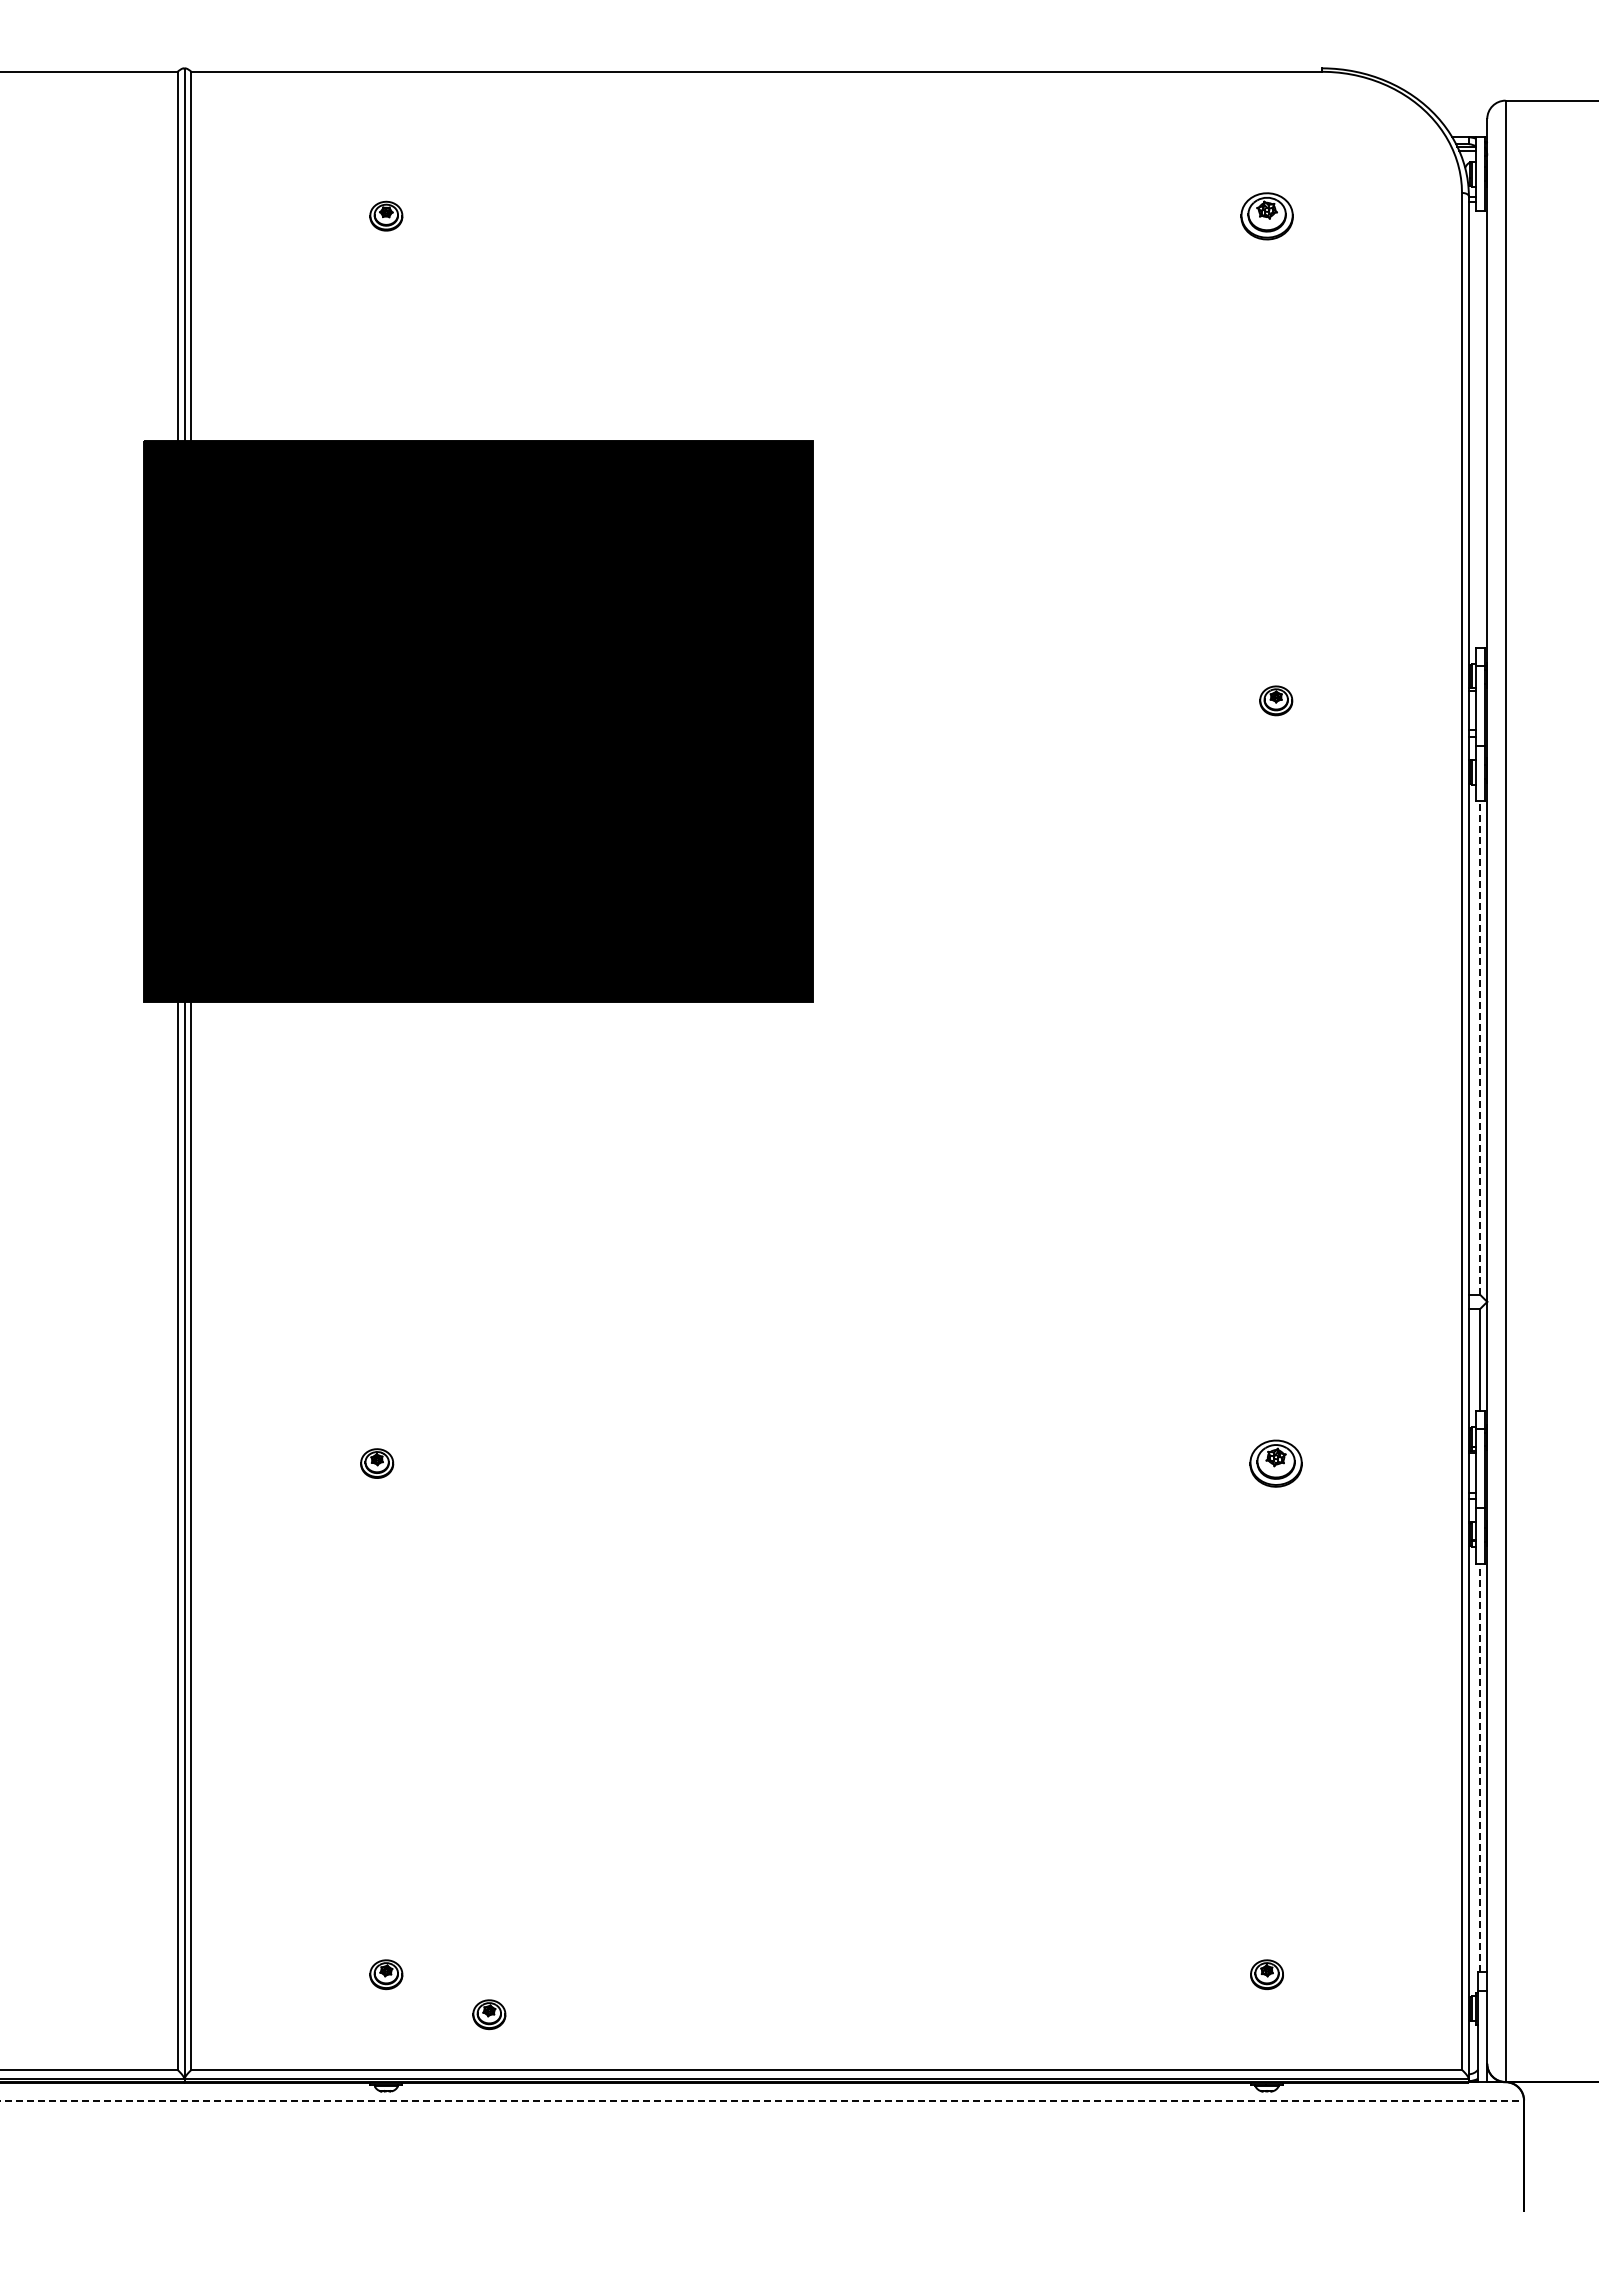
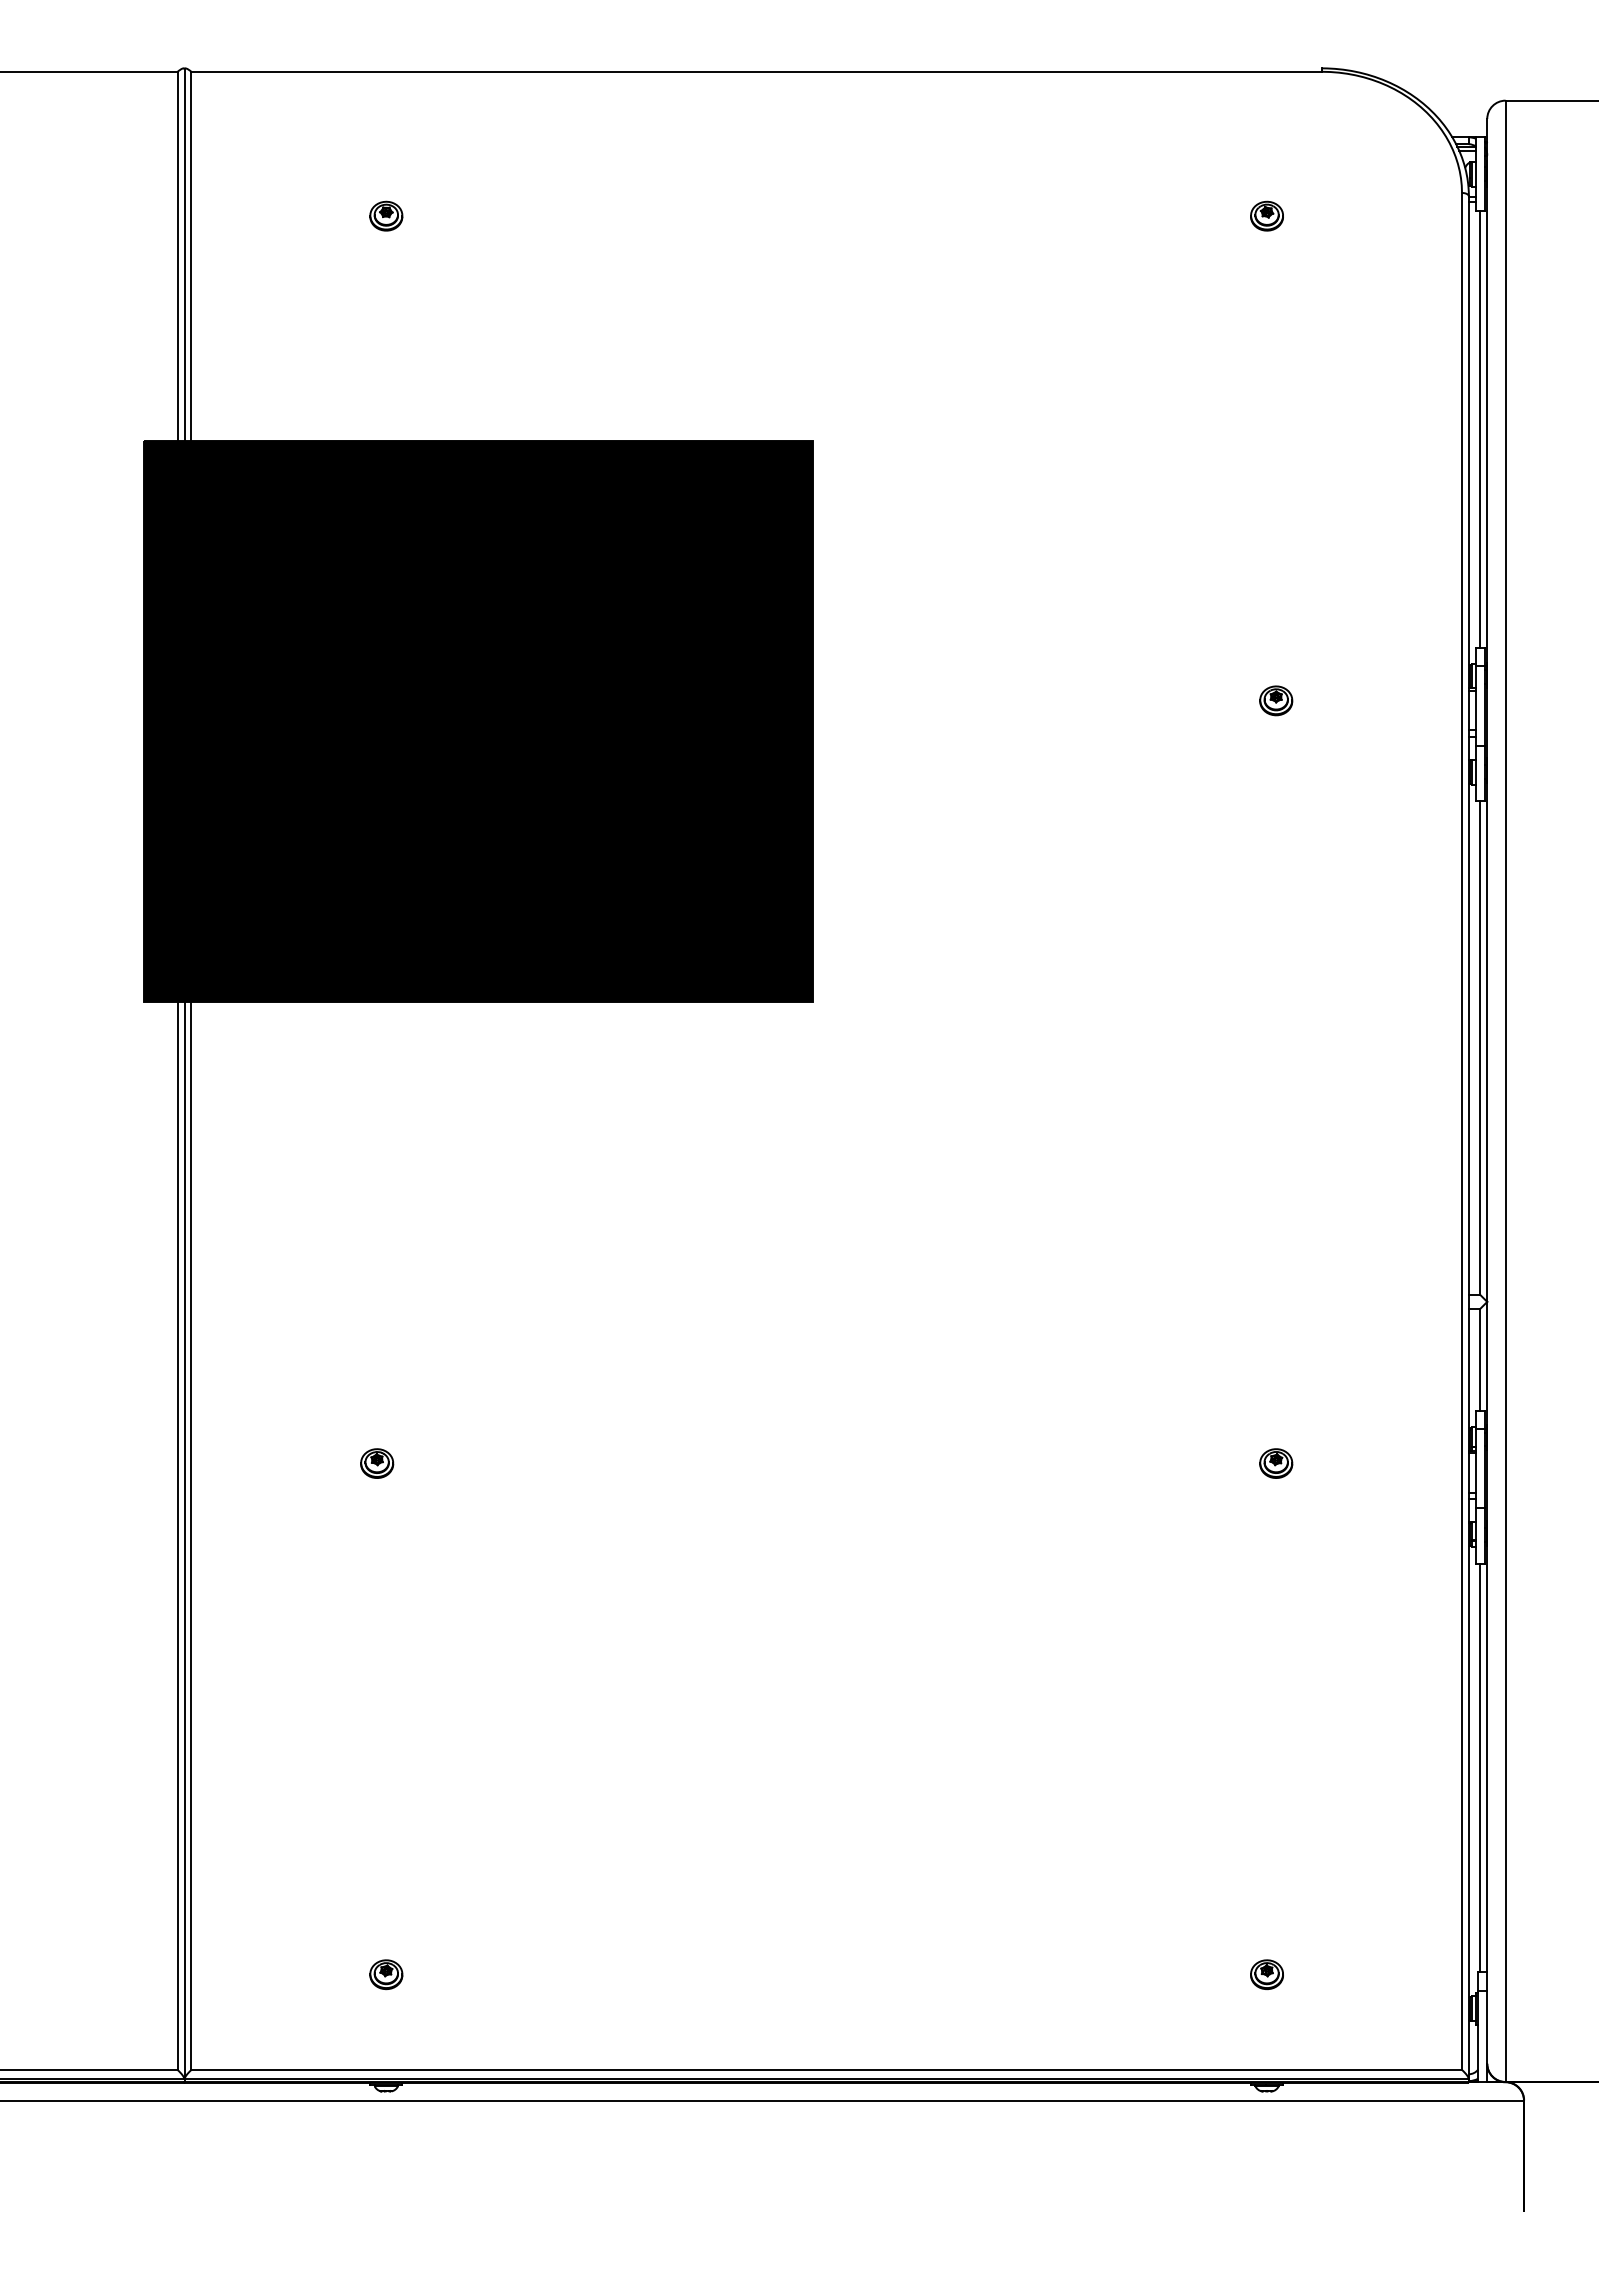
part size: 54x49 px -> 34x32 px (1266, 215)
line: none -> present (1480, 428)
line: dashed -> solid (1480, 1047)
part size: 54x49 px -> 35x31 px (1276, 1463)
line: dashed -> solid (1480, 1767)
part: present -> none (489, 2014)
line: dashed -> solid (762, 2100)
